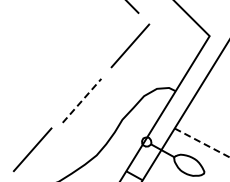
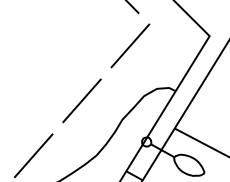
line: dashed -> solid (82, 100)
line: dashed -> solid (201, 142)
line position: (32, 149) -> (33, 155) (33, 155)
